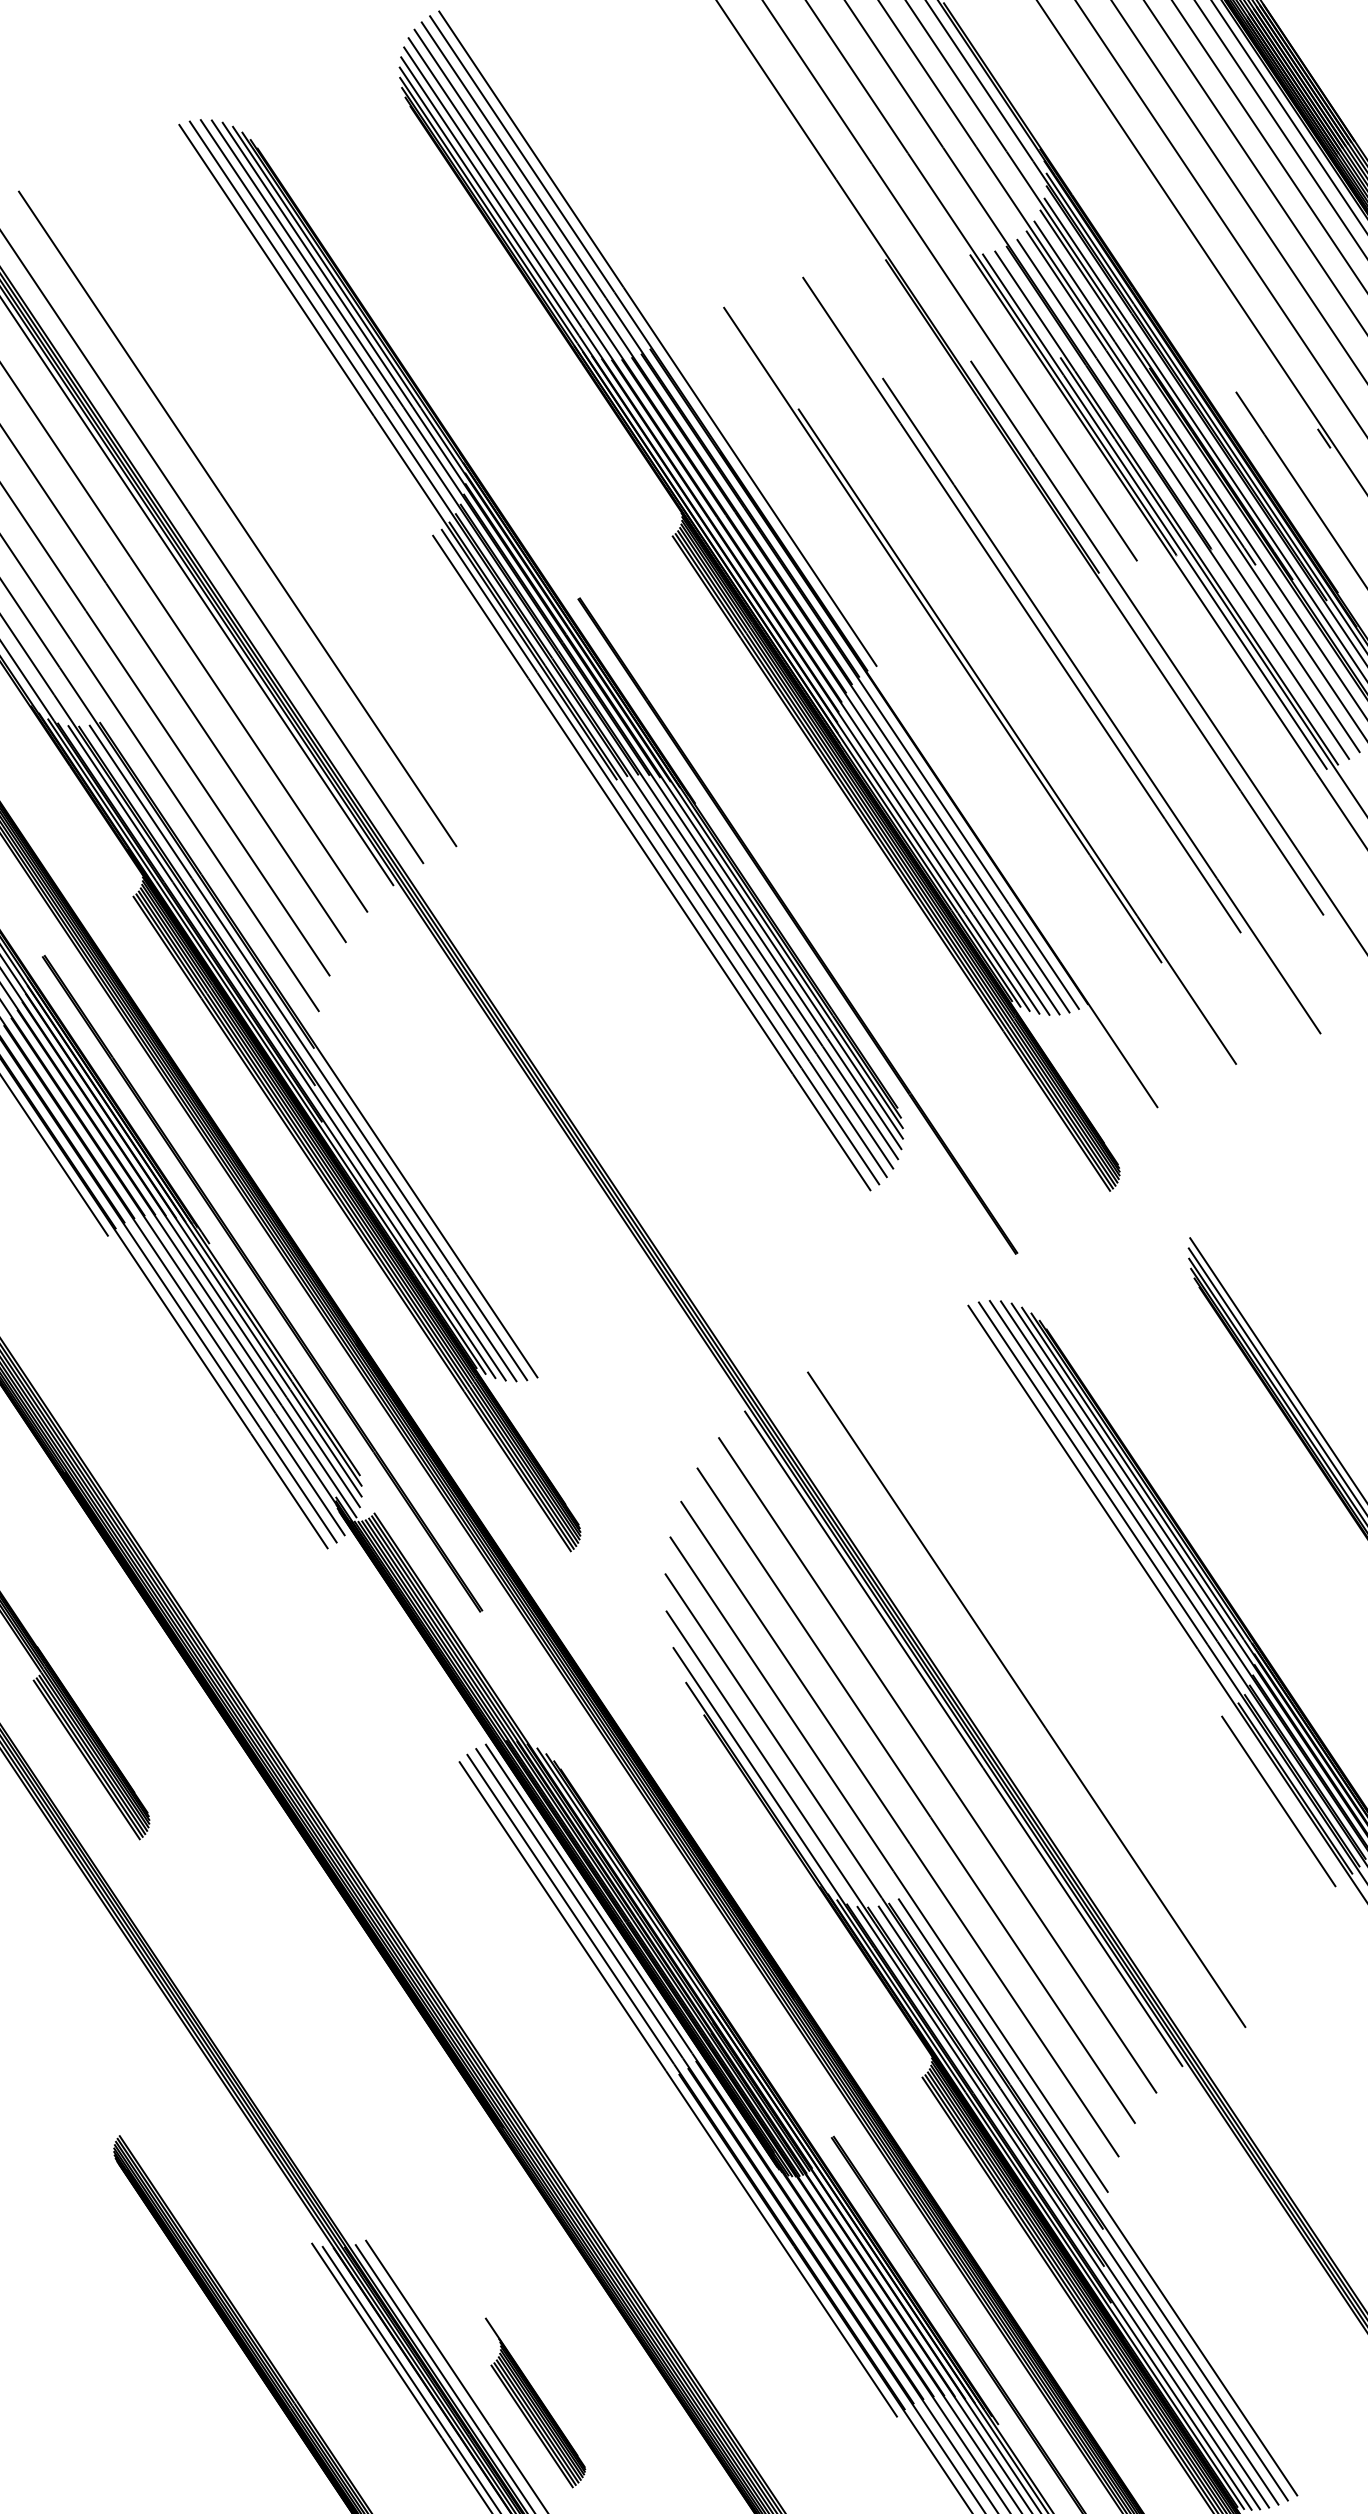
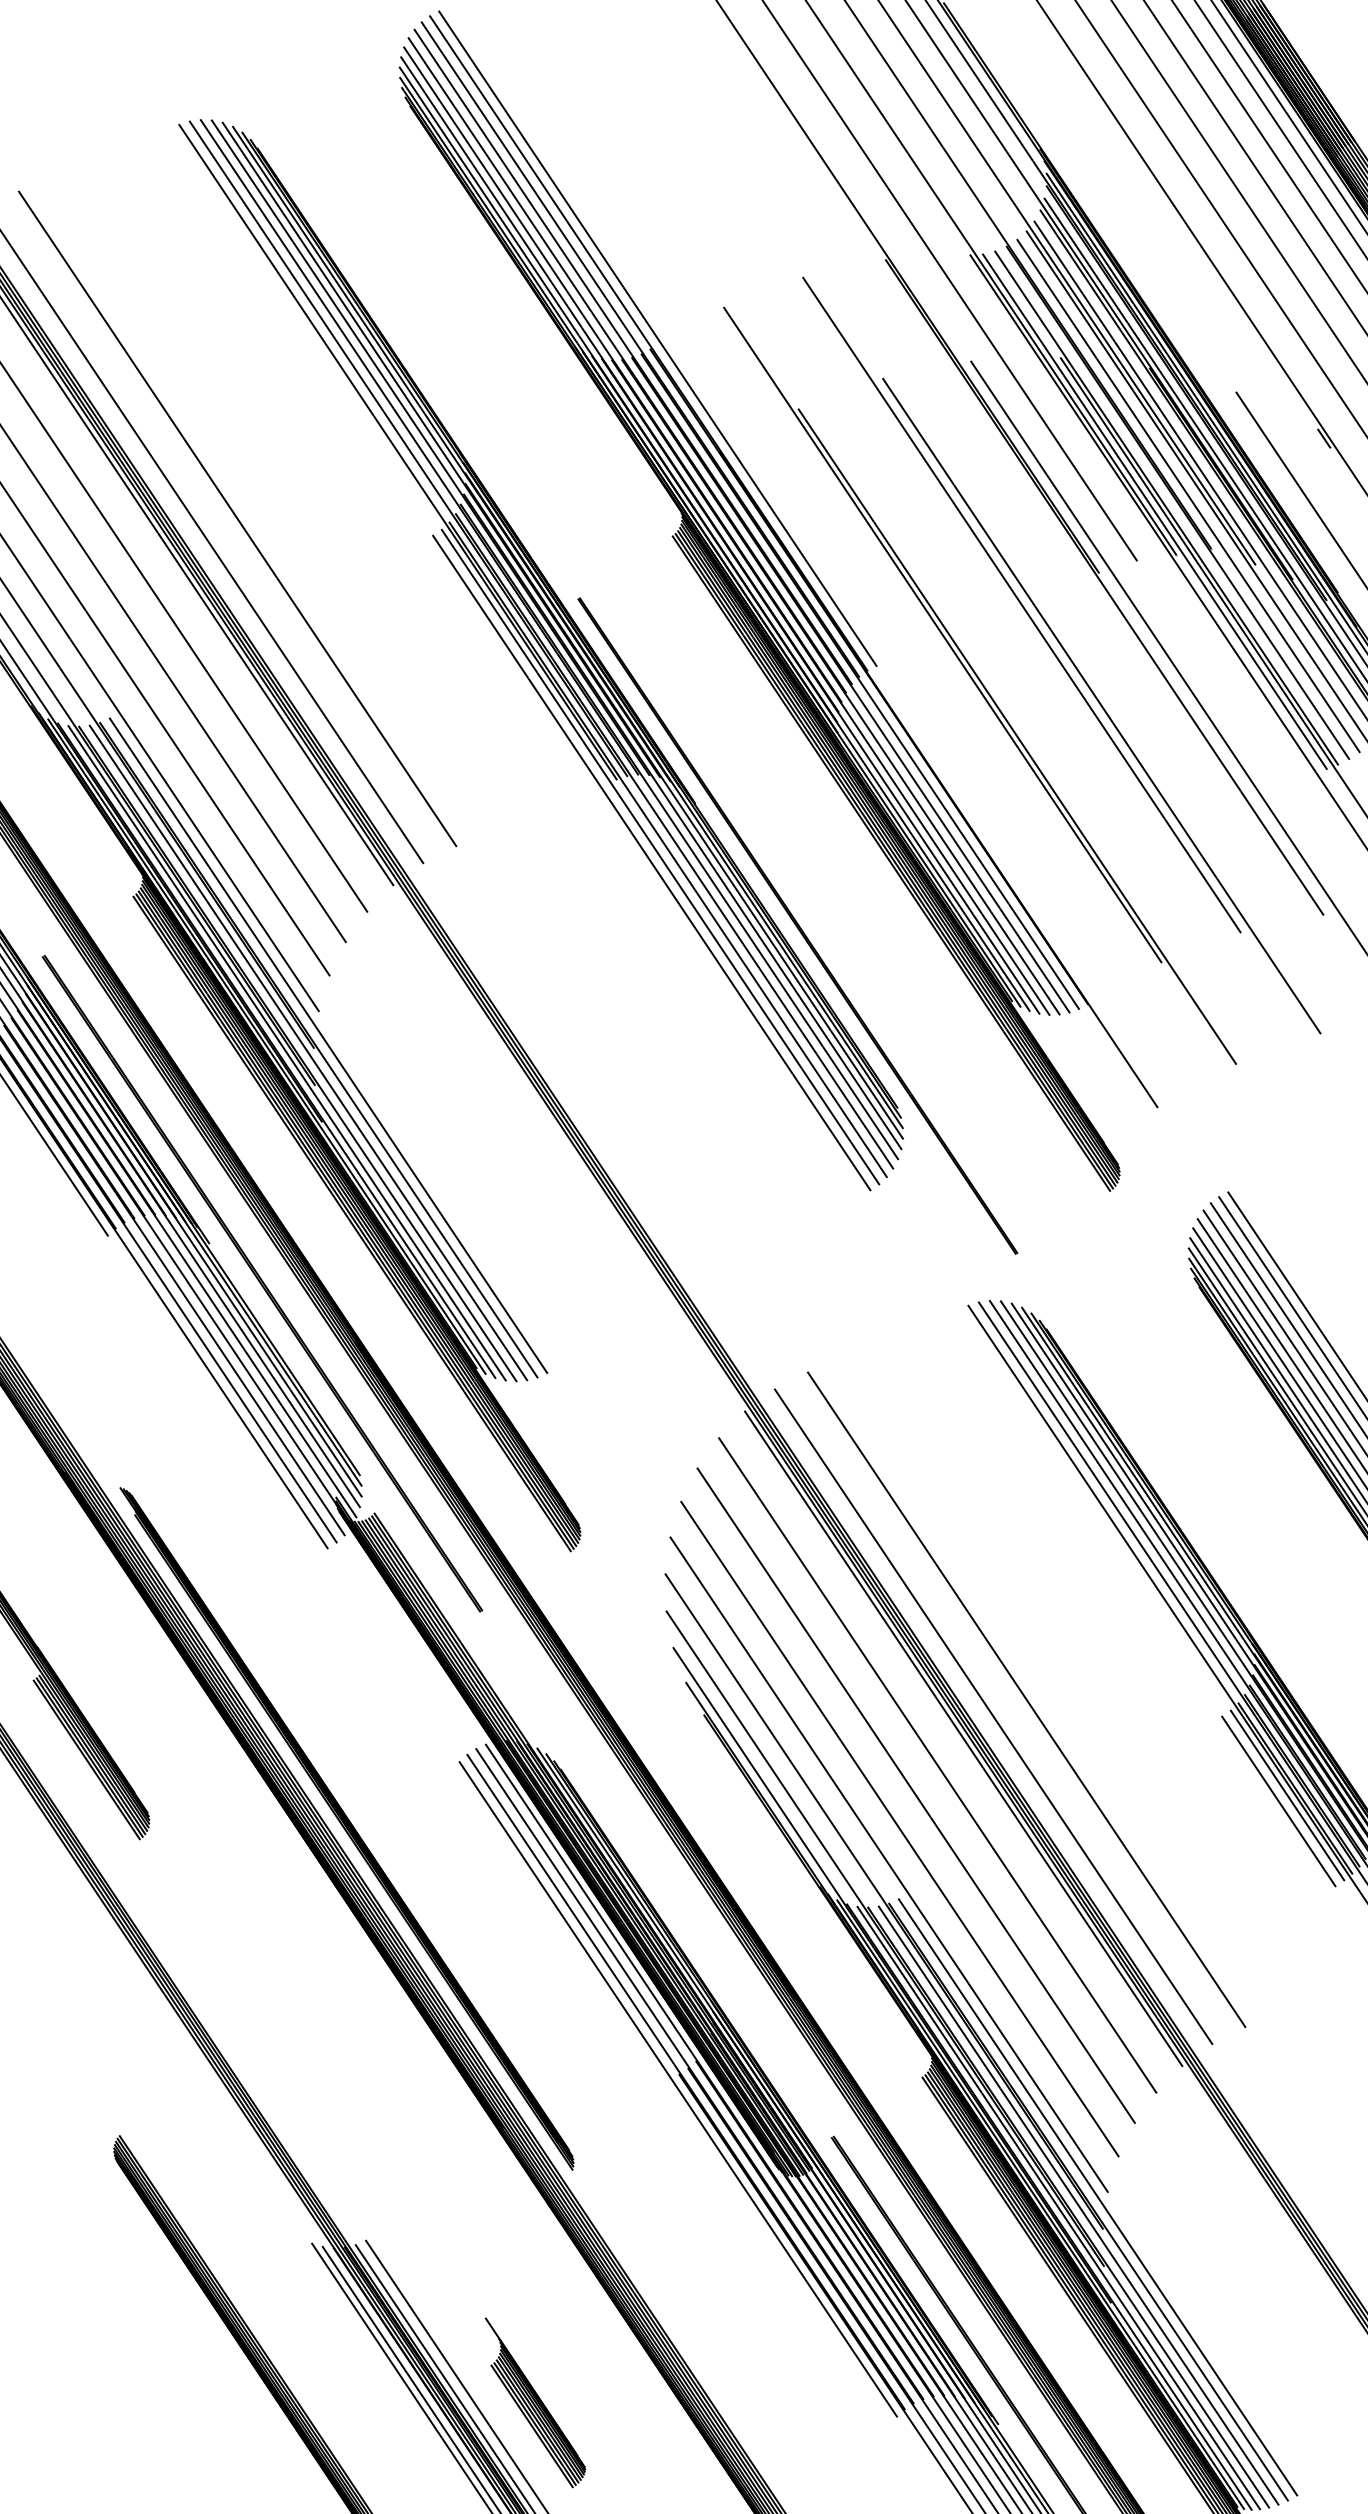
line: none -> present (328, 1045)
line: none -> present (1295, 1293)
line: none -> present (1291, 1305)
line: none -> present (1287, 1317)
line: none -> present (1283, 1330)
line: none -> present (1280, 1343)
line: none -> present (1278, 1356)
line: none -> present (993, 1716)
line: none -> present (1287, 1795)
part: none -> present (346, 1828)
